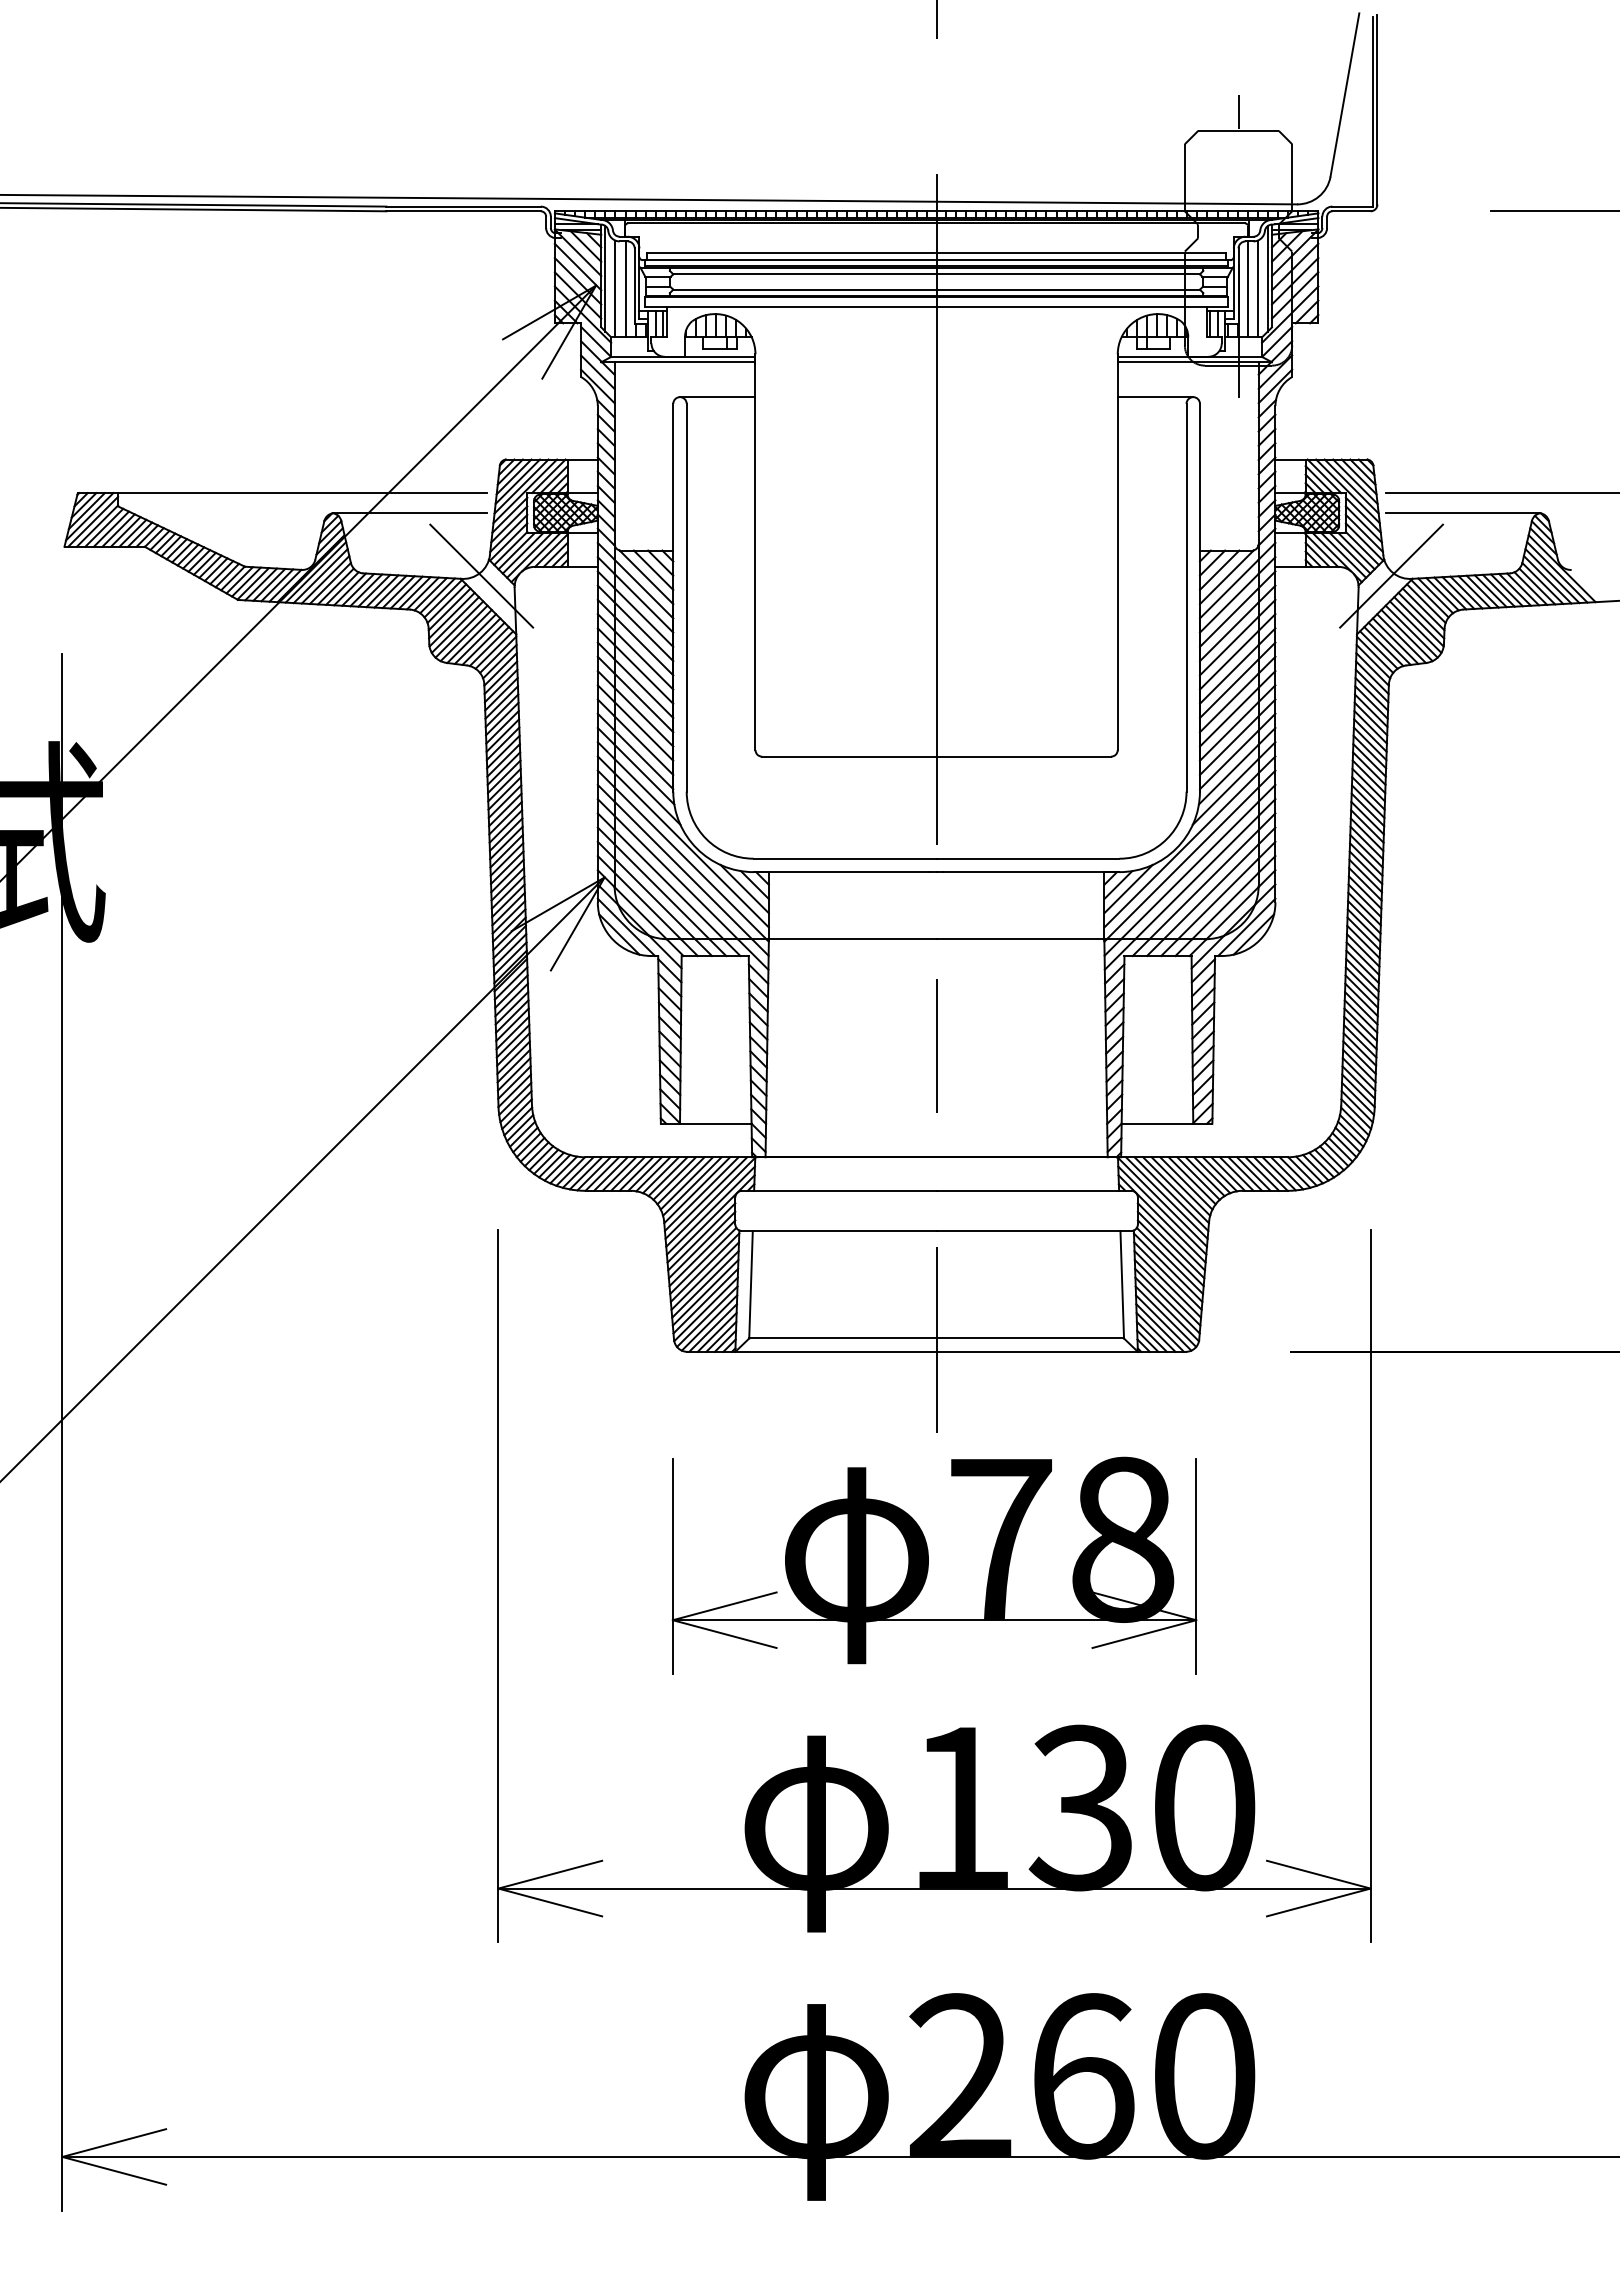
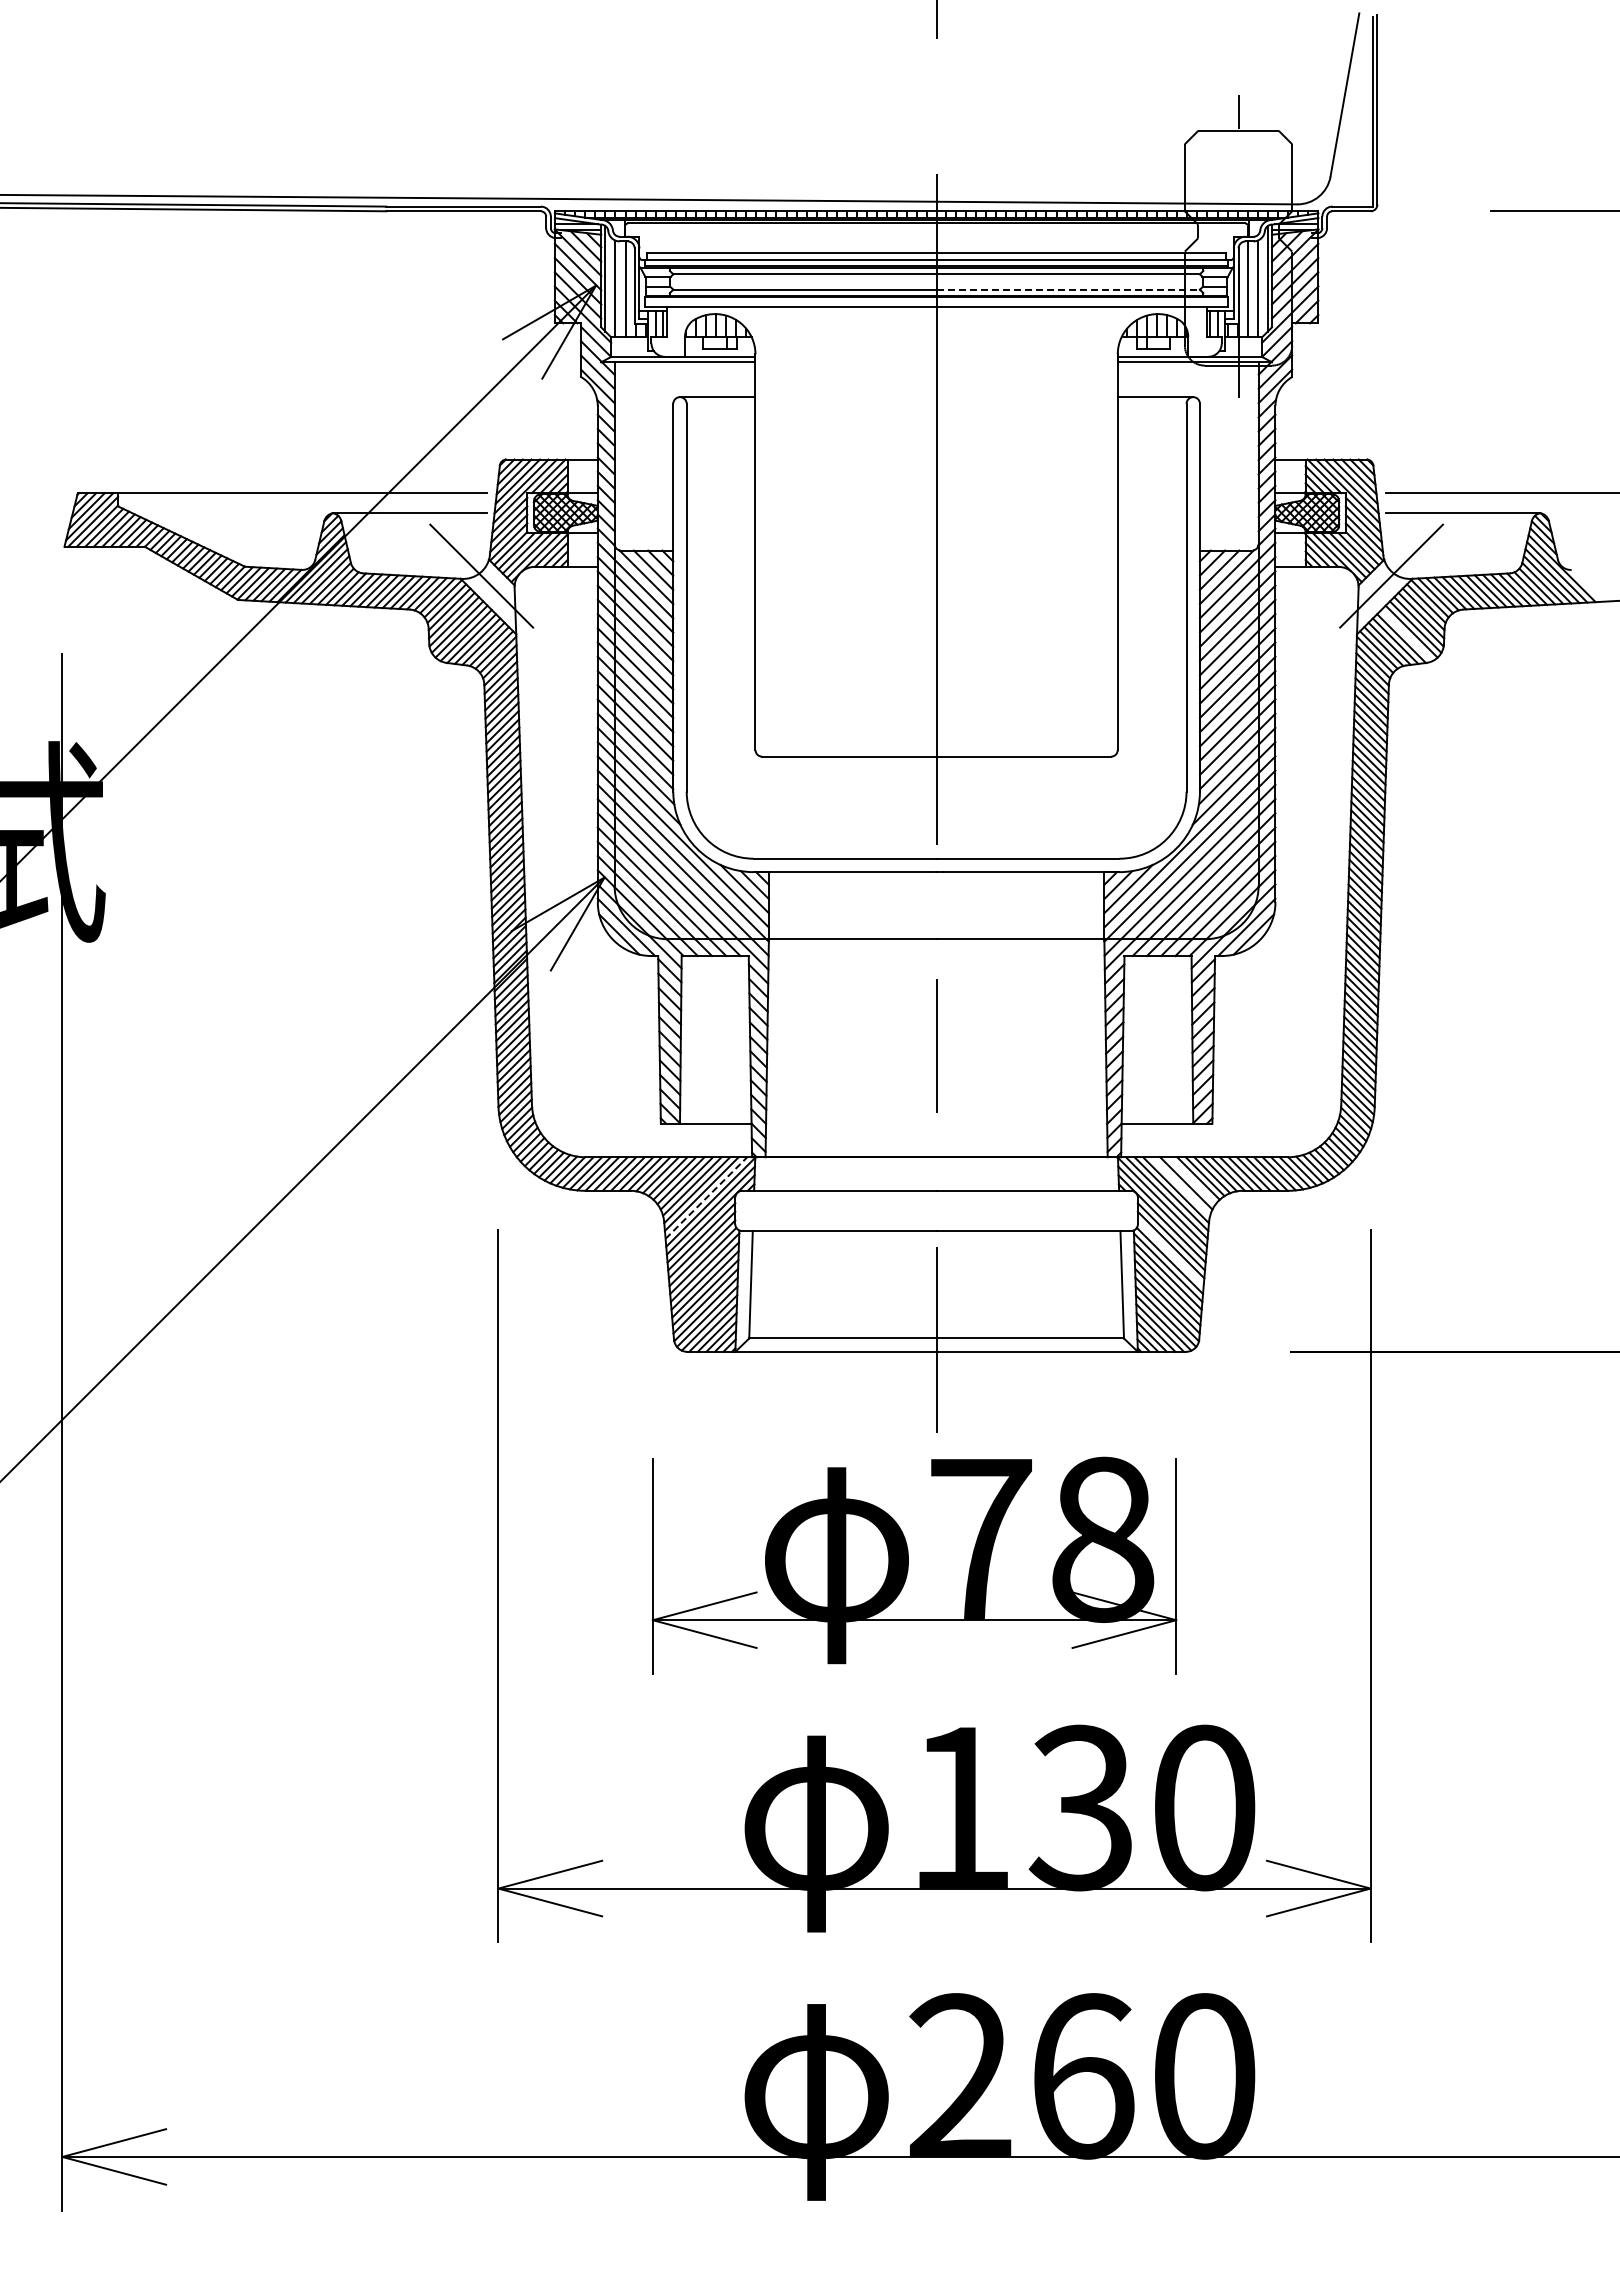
line: solid -> dashed (1068, 289)
line: present -> none (1406, 635)
line: present -> none (1191, 1180)
line: present -> none (1180, 1186)
line: solid -> dashed (706, 1198)
line: present -> none (1170, 1253)
part position: (934, 1565) -> (914, 1565) (914, 1565)
